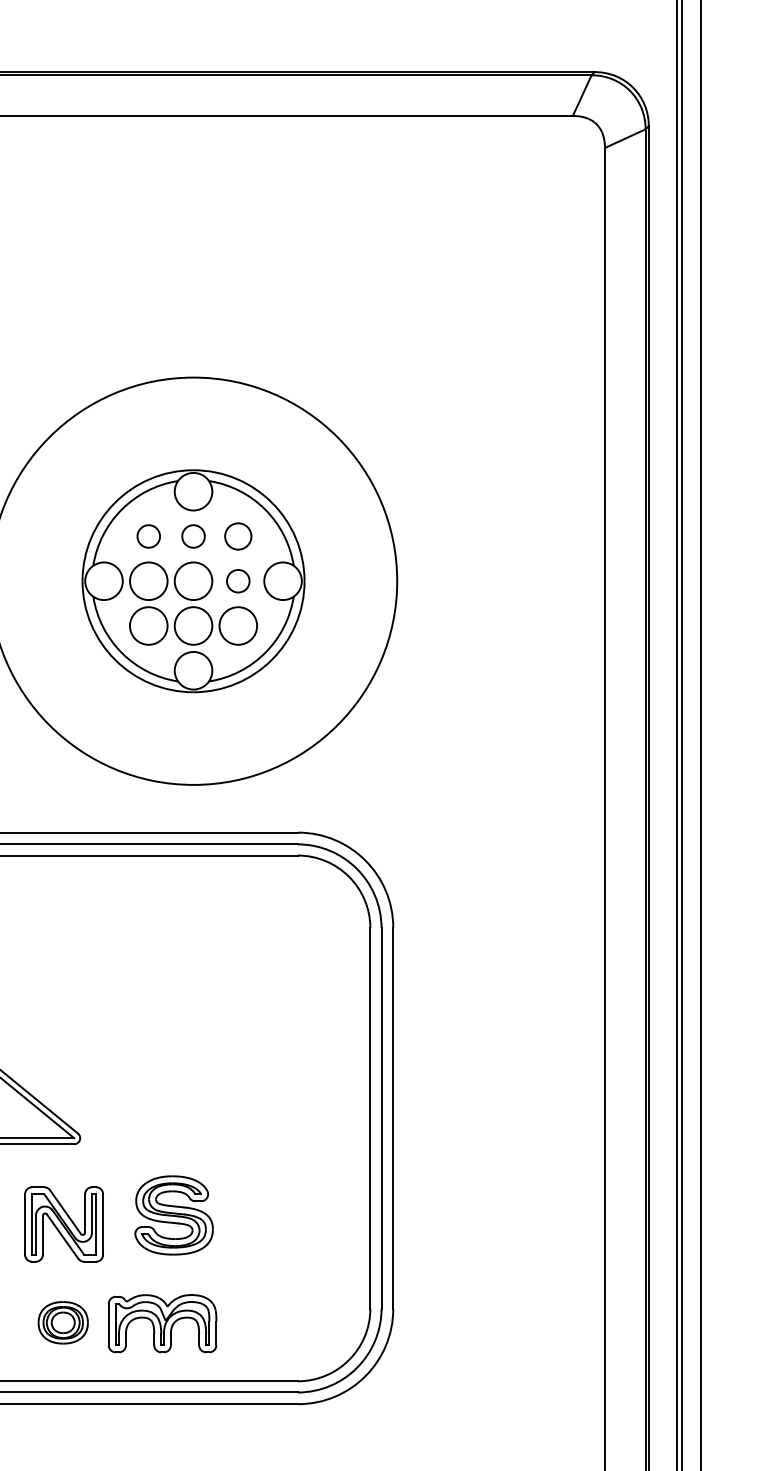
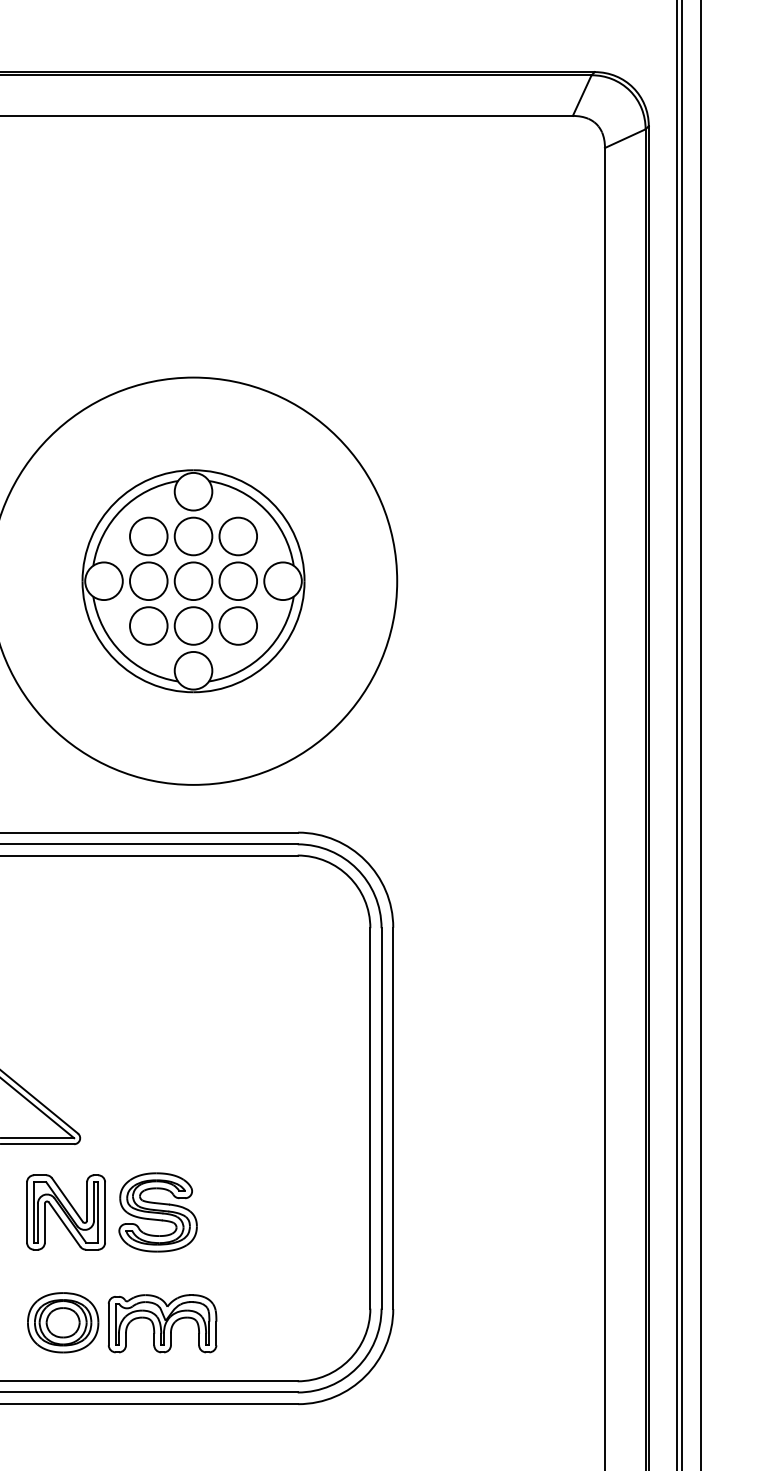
circle diameter: 23 px -> 38 px (148, 536)
circle diameter: 23 px -> 38 px (193, 536)
circle diameter: 26 px -> 38 px (238, 536)
circle diameter: 23 px -> 38 px (238, 581)
part position: (173, 1215) -> (157, 1212) (157, 1212)
part position: (63, 1224) -> (65, 1212) (65, 1212)
part size: 52x44 px -> 73x62 px (63, 1322)
